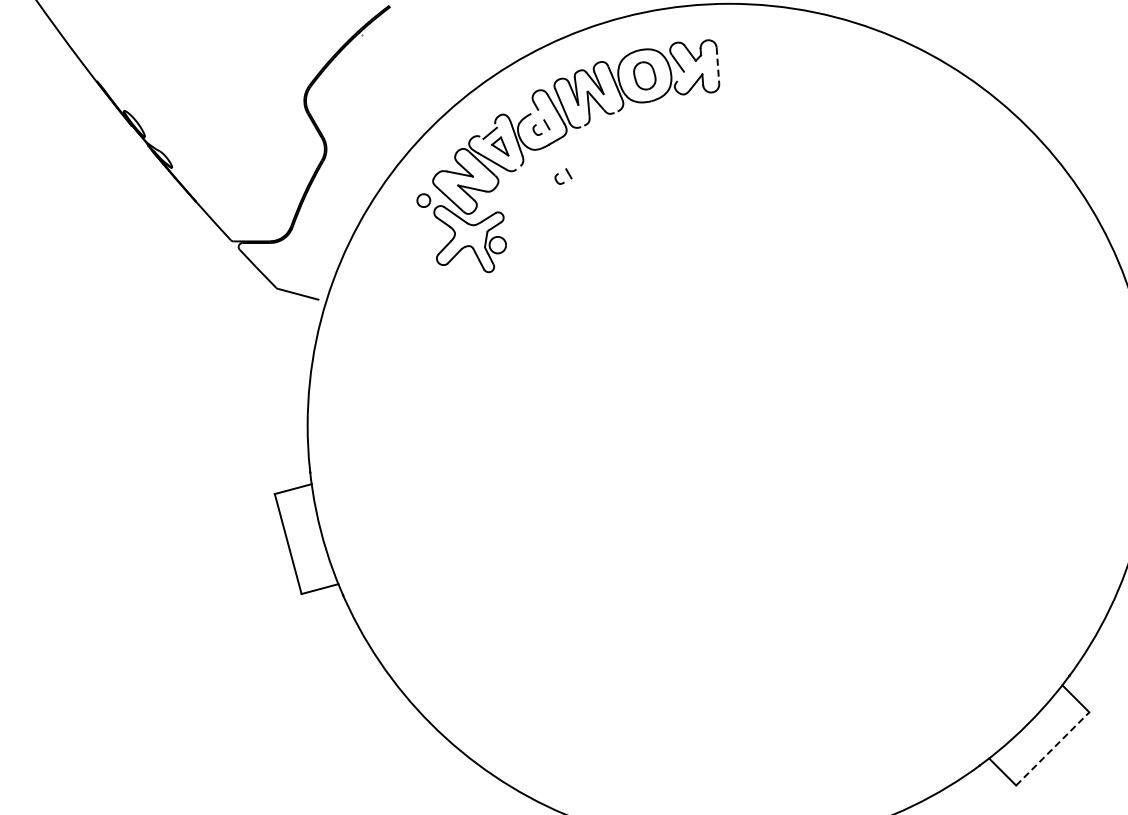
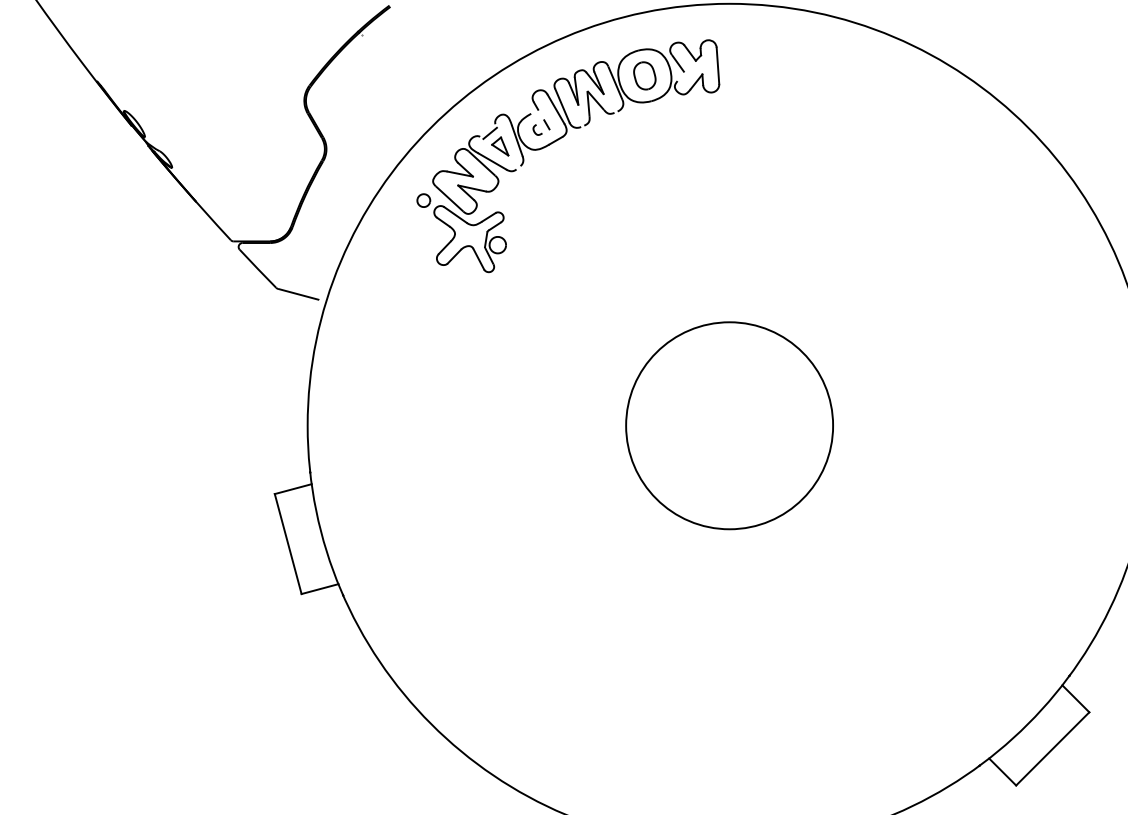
line: dashed -> solid (717, 66)
part: present -> none (563, 176)
circle: none -> present (729, 425)
line: dashed -> solid (1052, 748)
